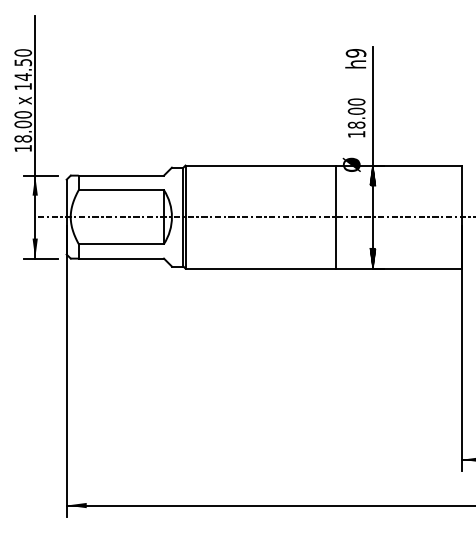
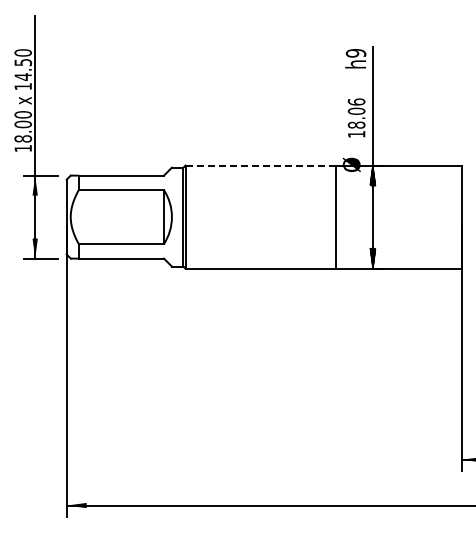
text: 18.00 -> 18.06 (356, 101)
line: solid -> dashed (260, 165)
line: present -> none (255, 217)
